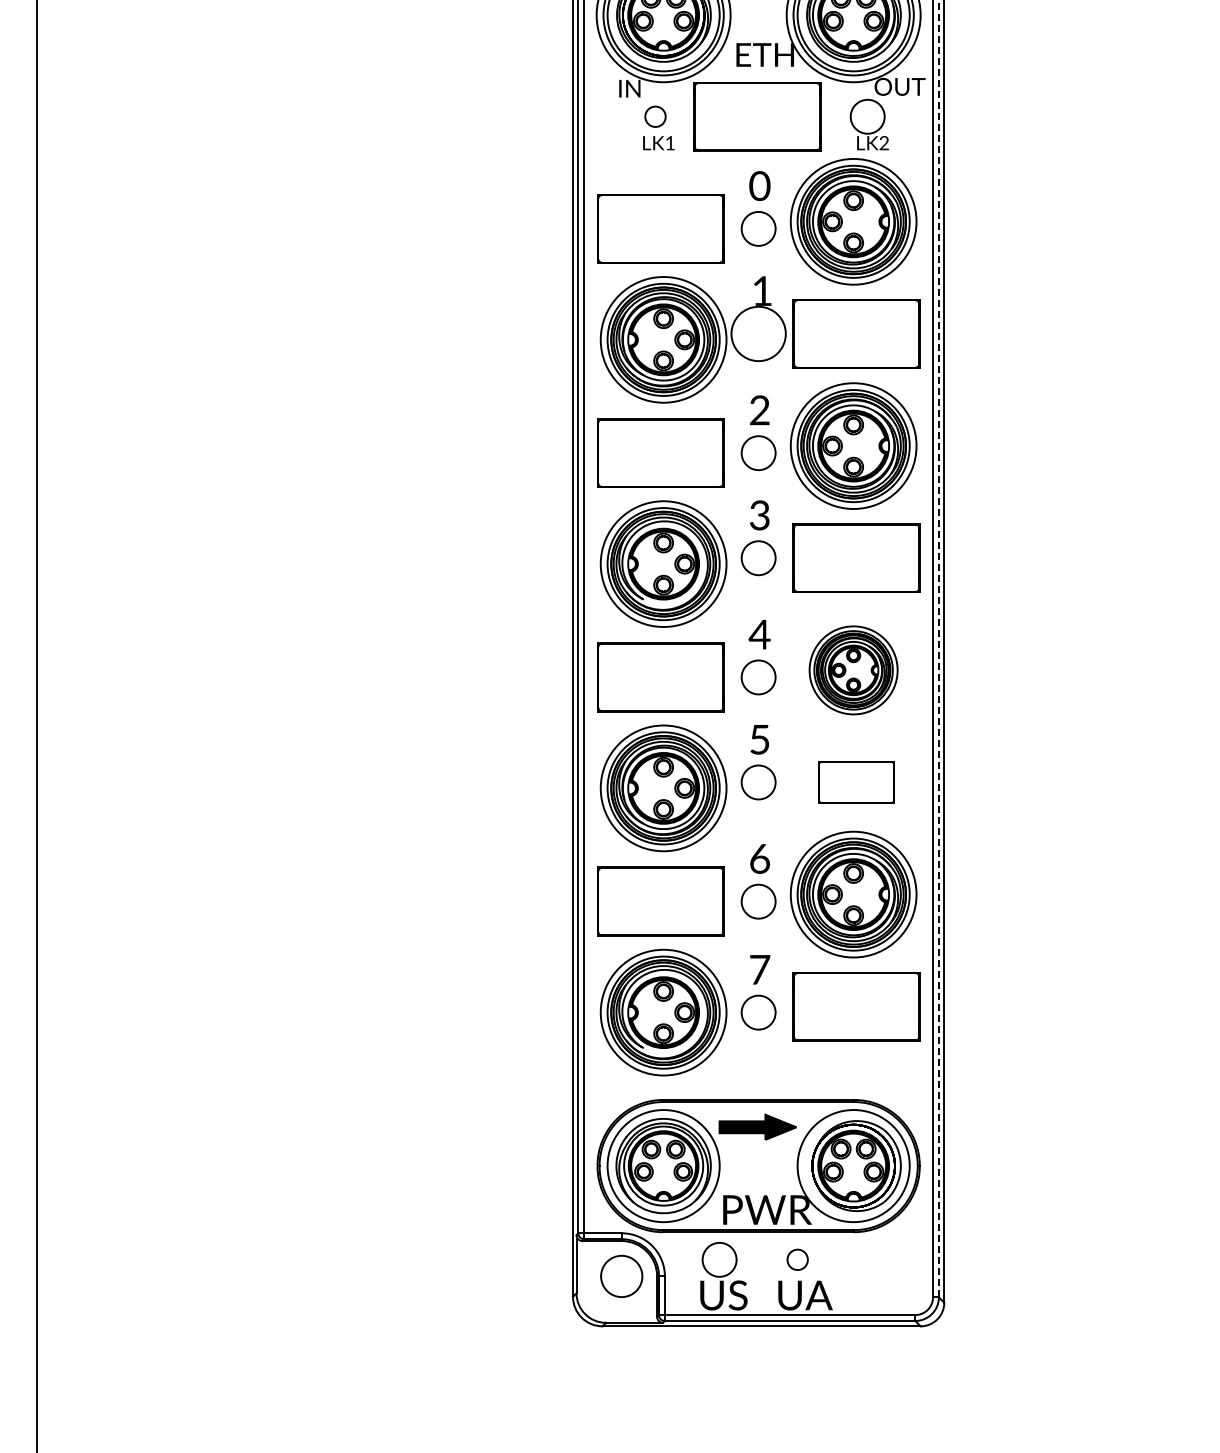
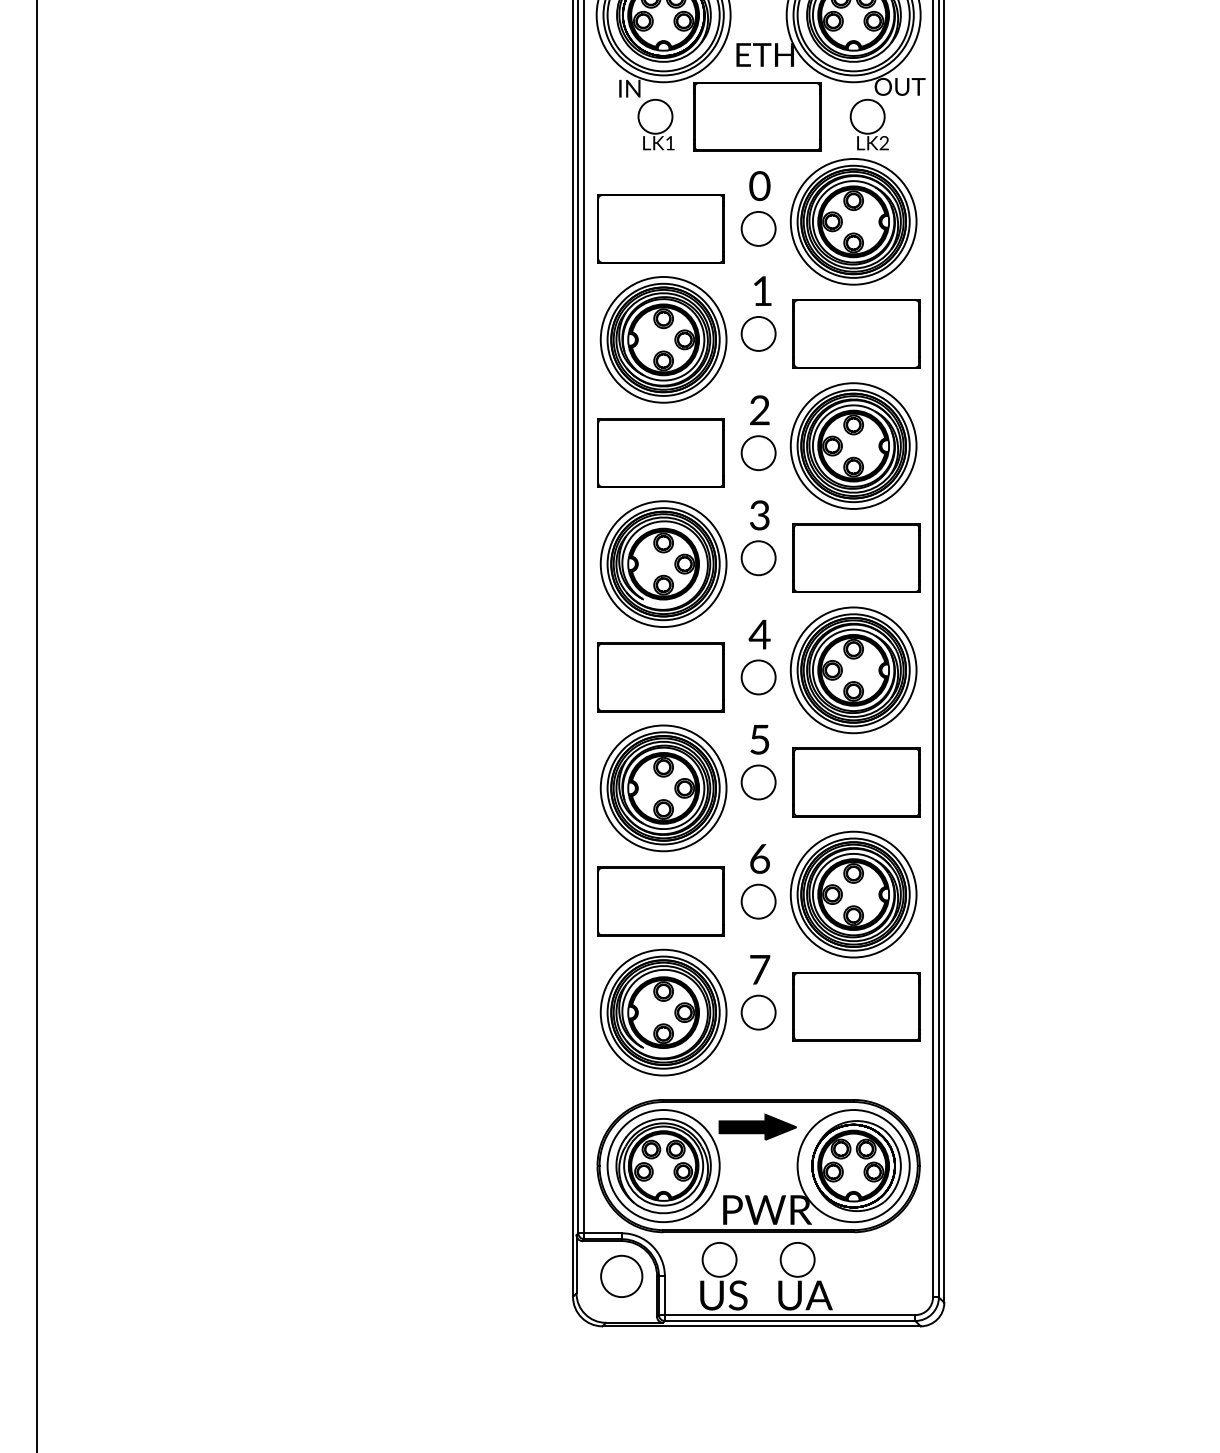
circle diameter: 20 px -> 34 px (655, 116)
circle diameter: 54 px -> 34 px (758, 333)
line: dashed -> solid (938, 648)
part size: 91x91 px -> 129x129 px (853, 670)
part size: 77x43 px -> 129x71 px (856, 782)
circle diameter: 20 px -> 34 px (797, 1259)
